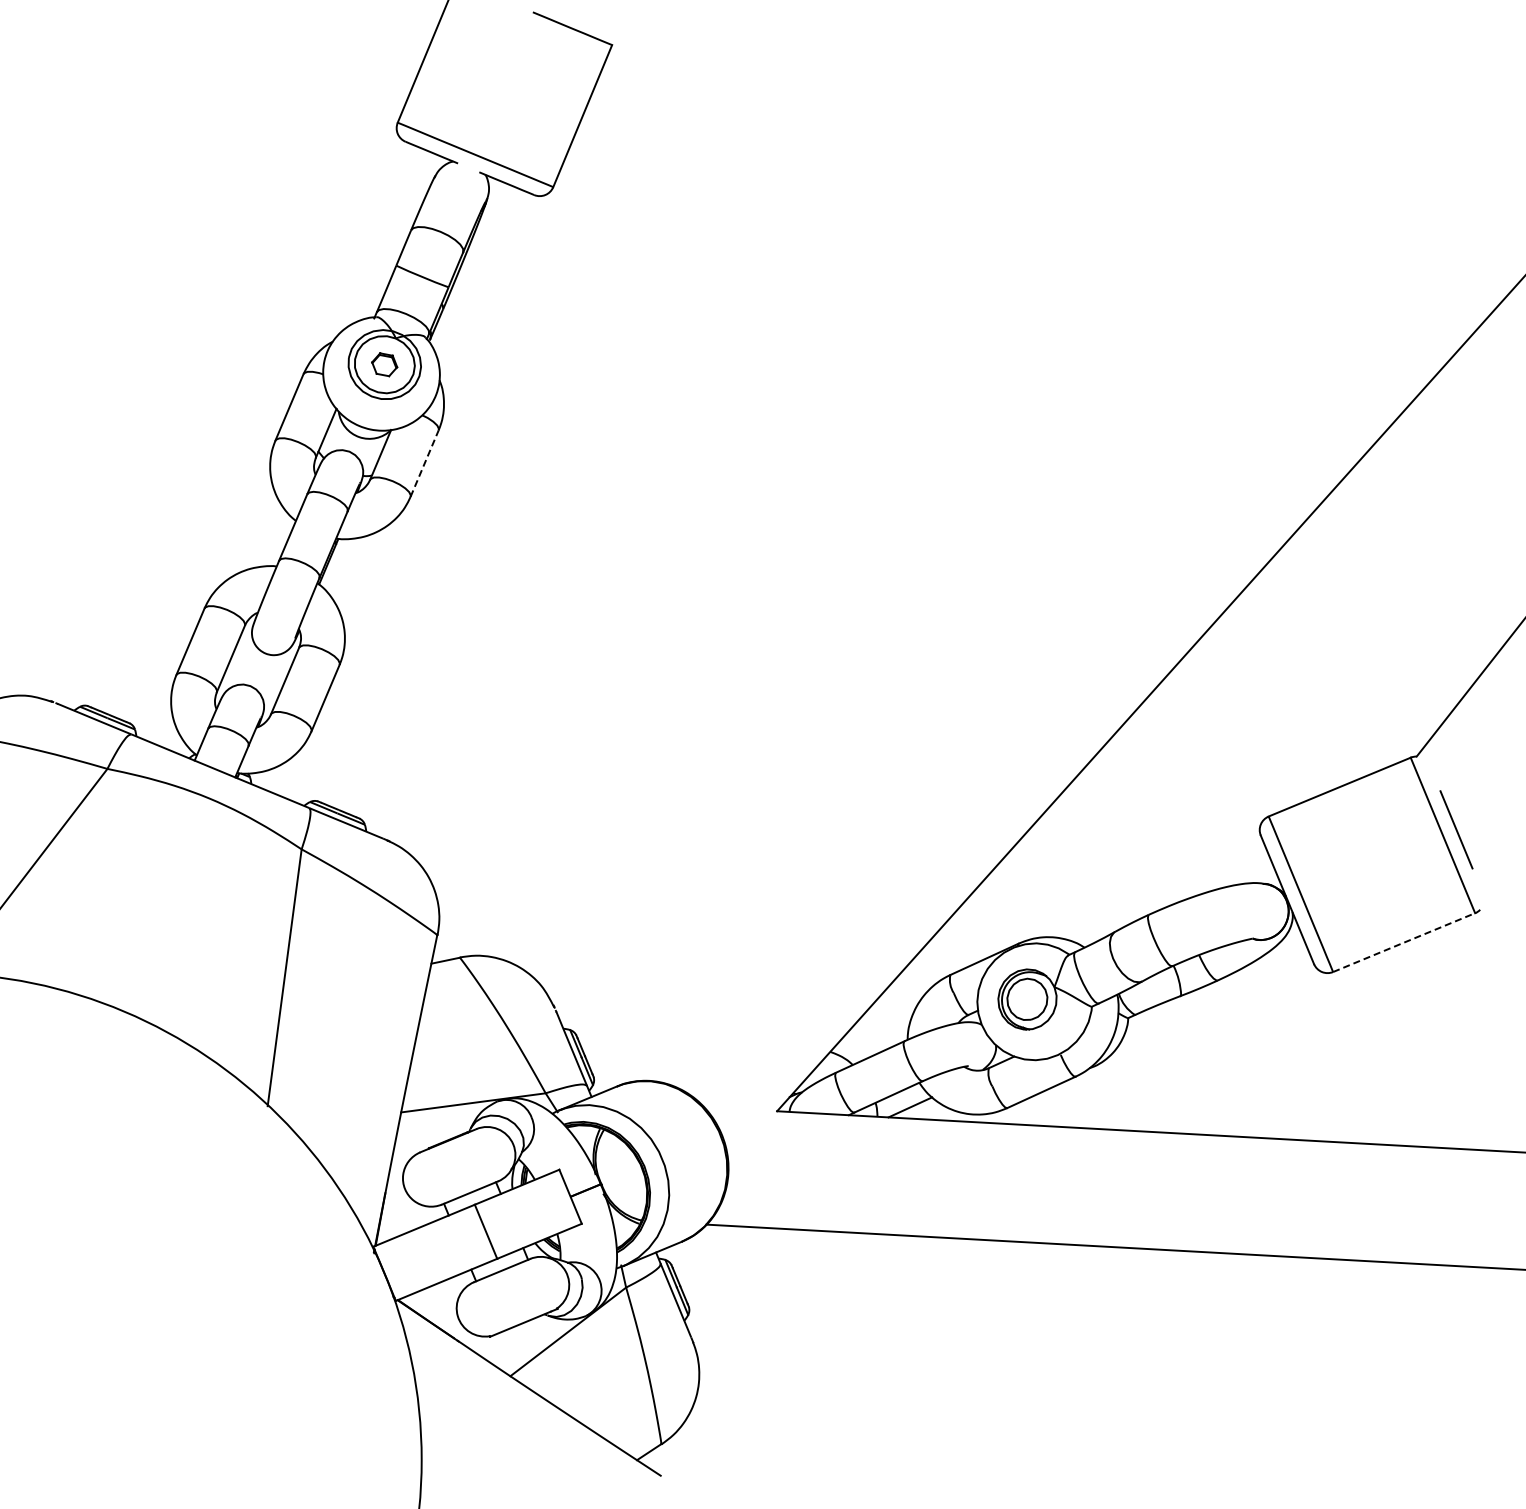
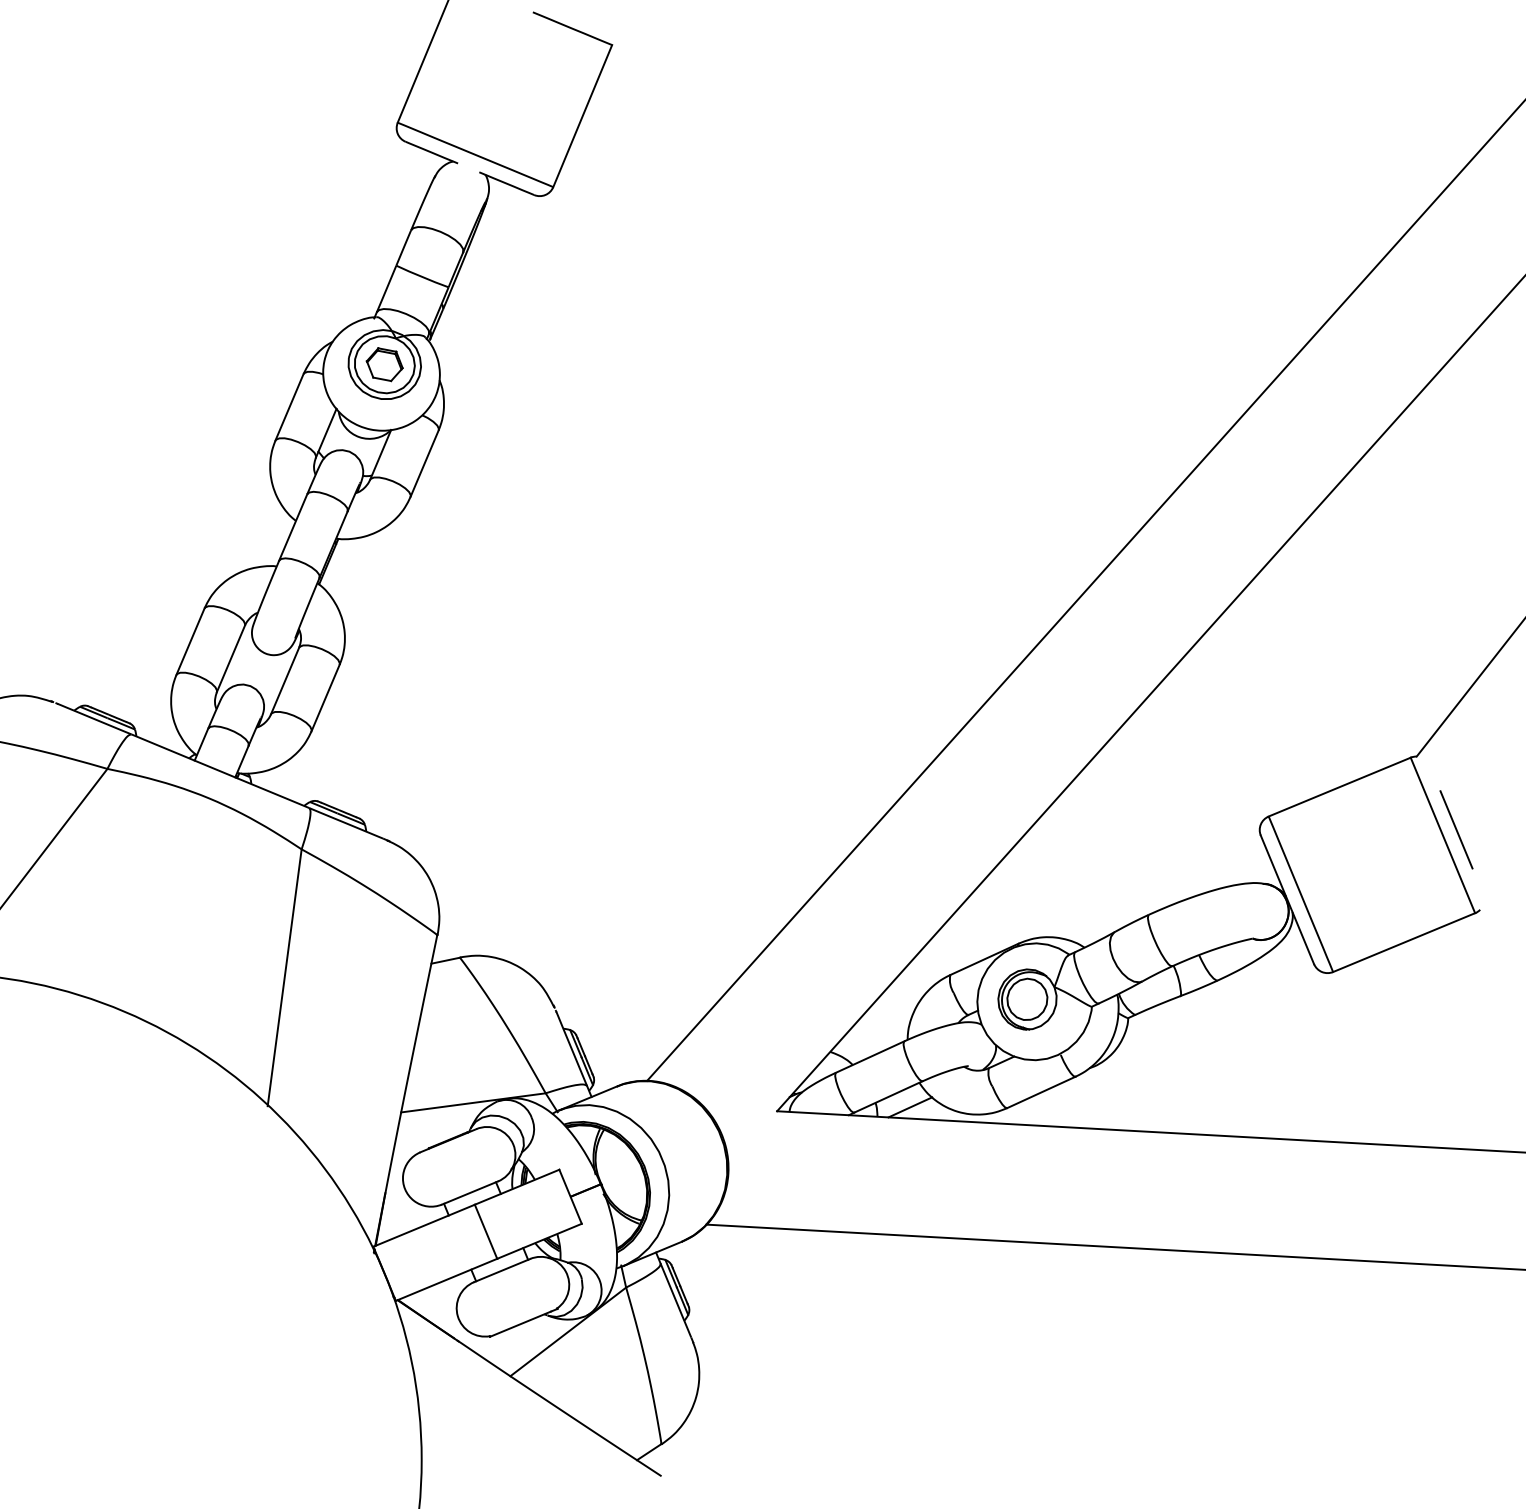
part size: 28x26 px -> 39x36 px (384, 364)
line: dashed -> solid (424, 463)
line: none -> present (1084, 591)
line: dashed -> solid (1404, 942)
